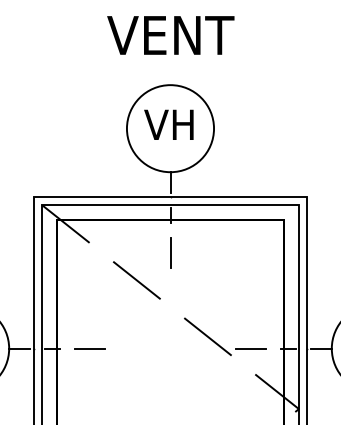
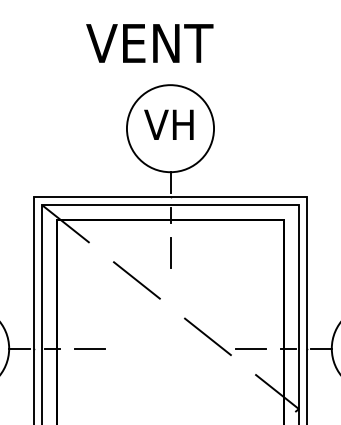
text position: (170, 35) -> (149, 43) (149, 43)
